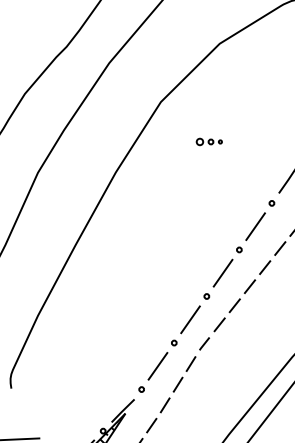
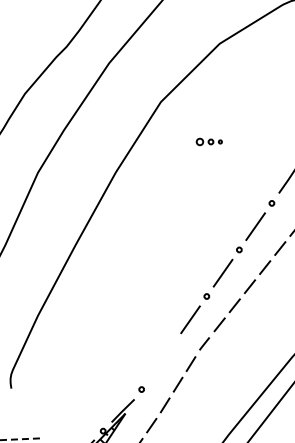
circle: present -> none (174, 342)
line: present -> none (157, 366)
line: solid -> dashed (20, 439)
